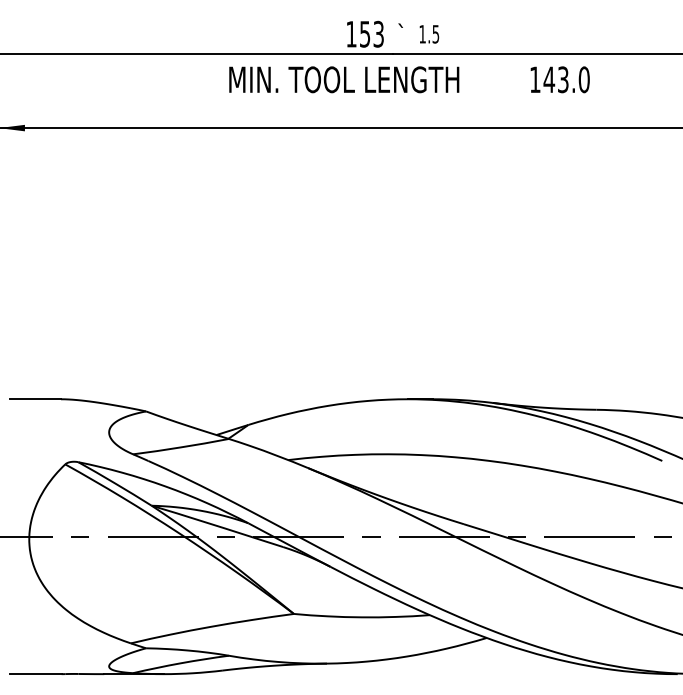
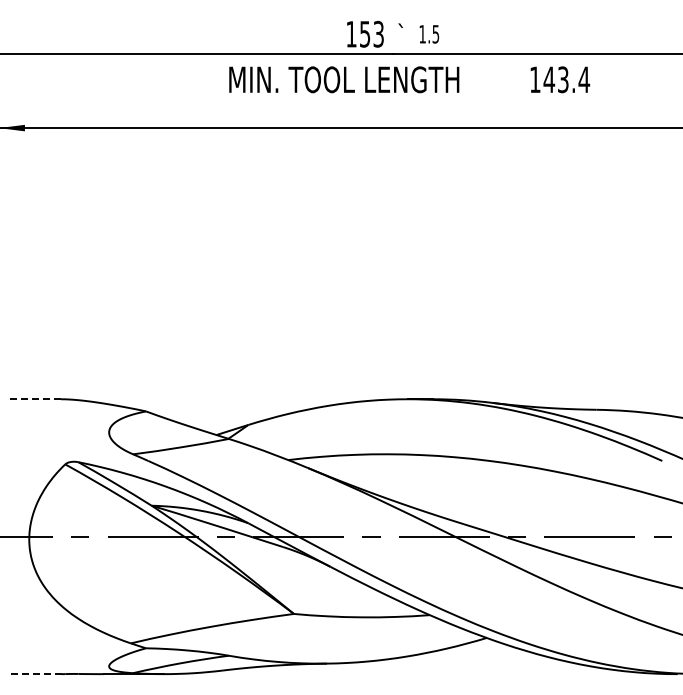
text: 143.0 -> 143.4 (584, 79)
line: solid -> dashed (35, 399)
line: solid -> dashed (35, 674)
